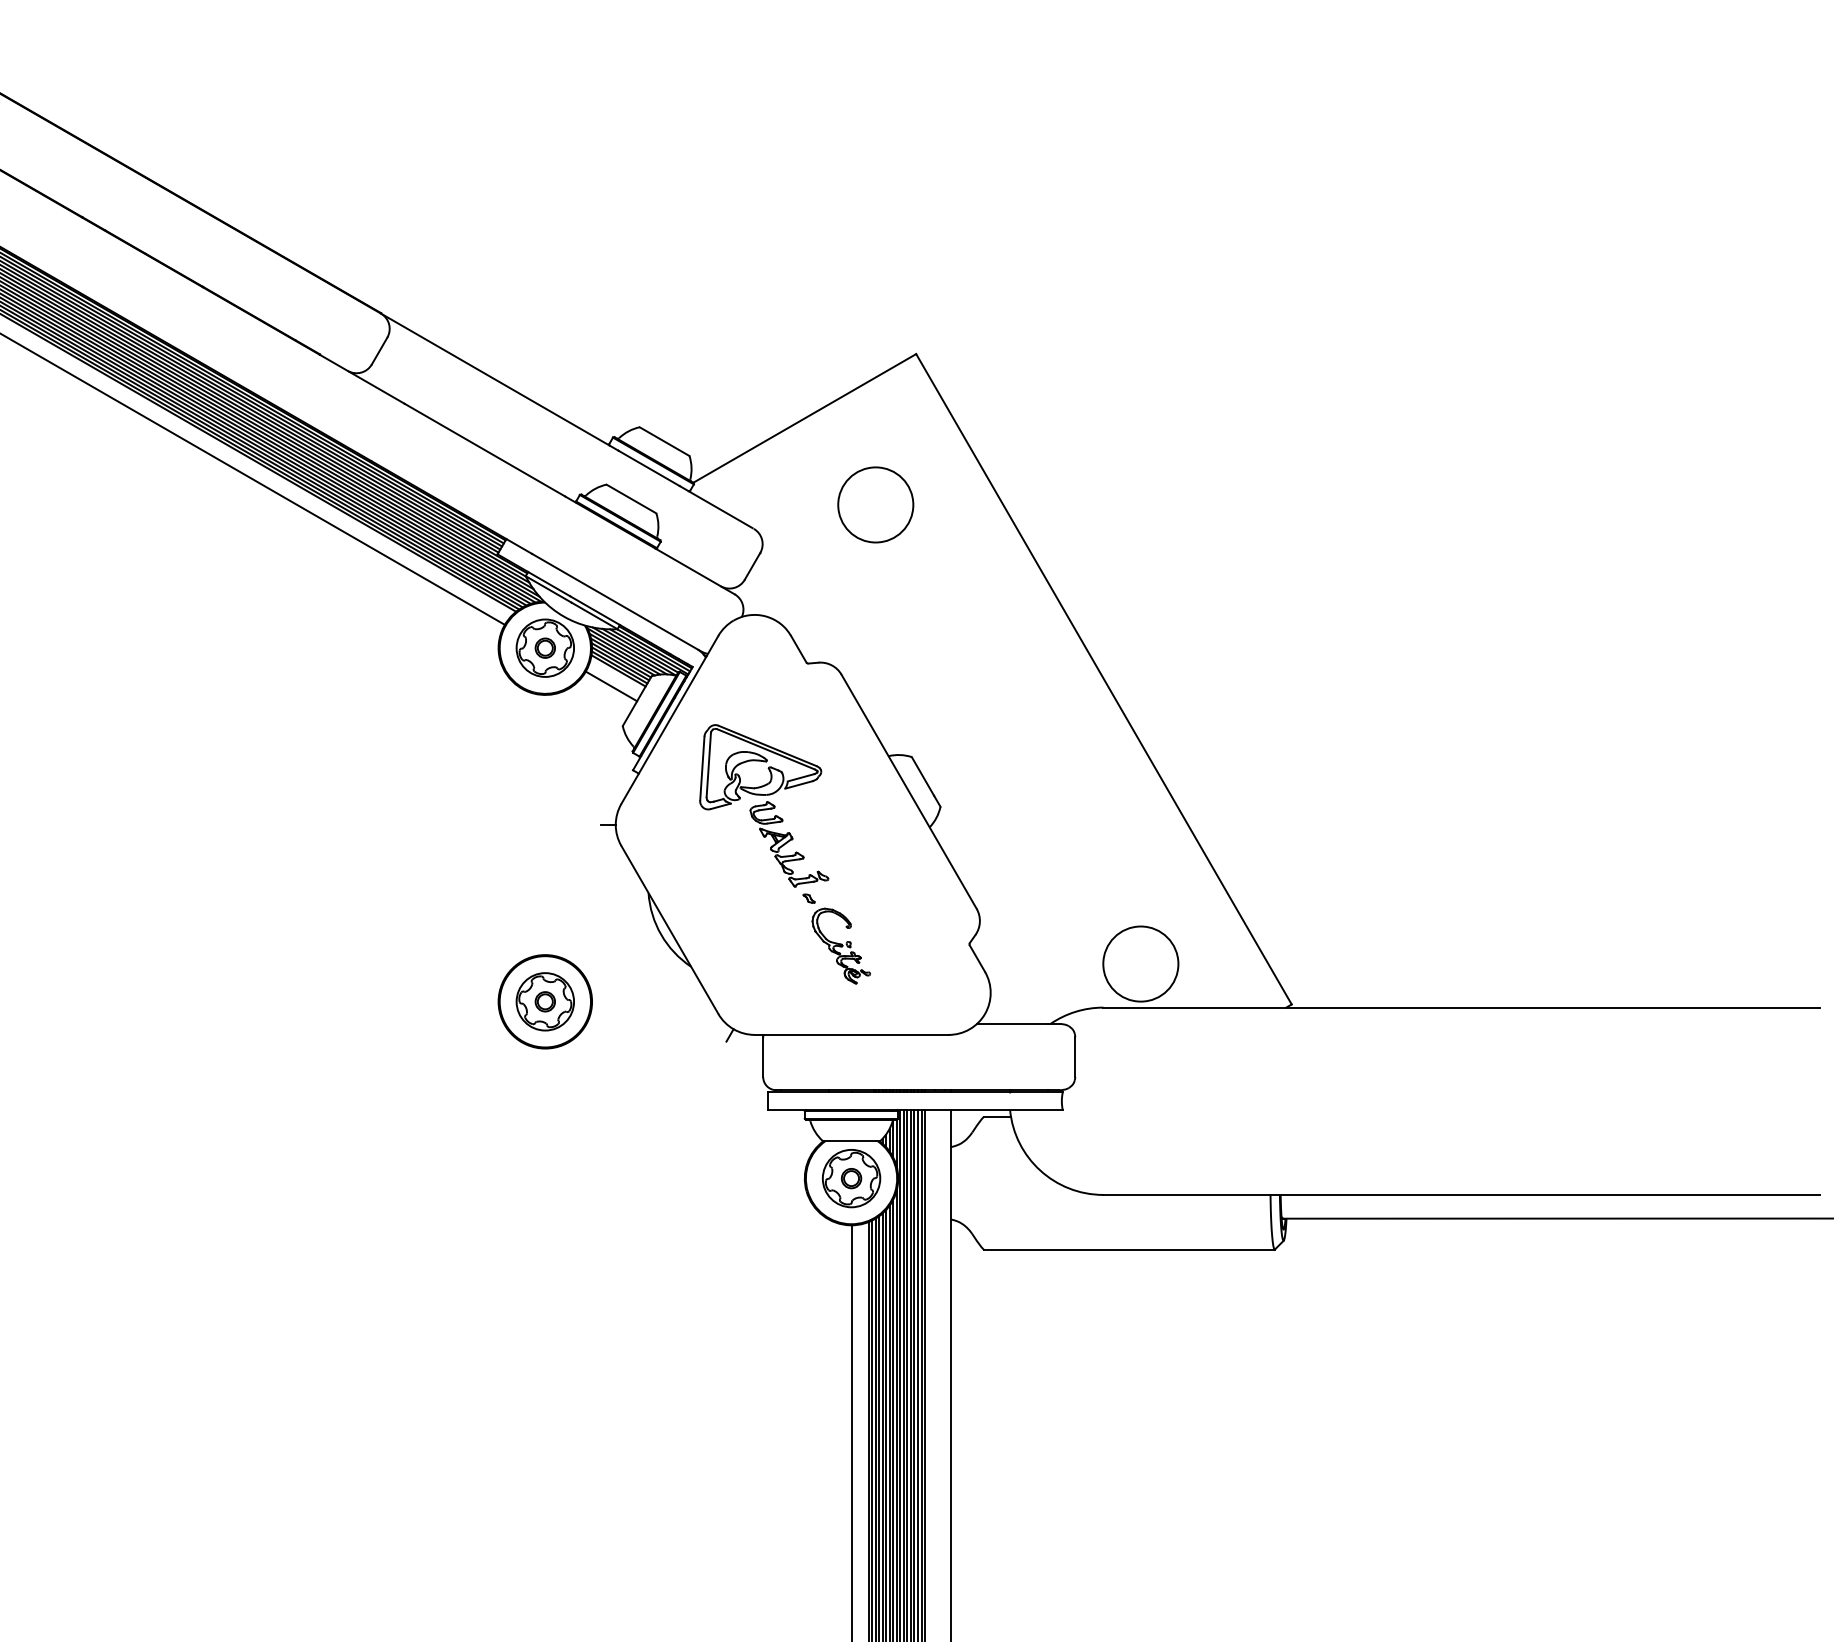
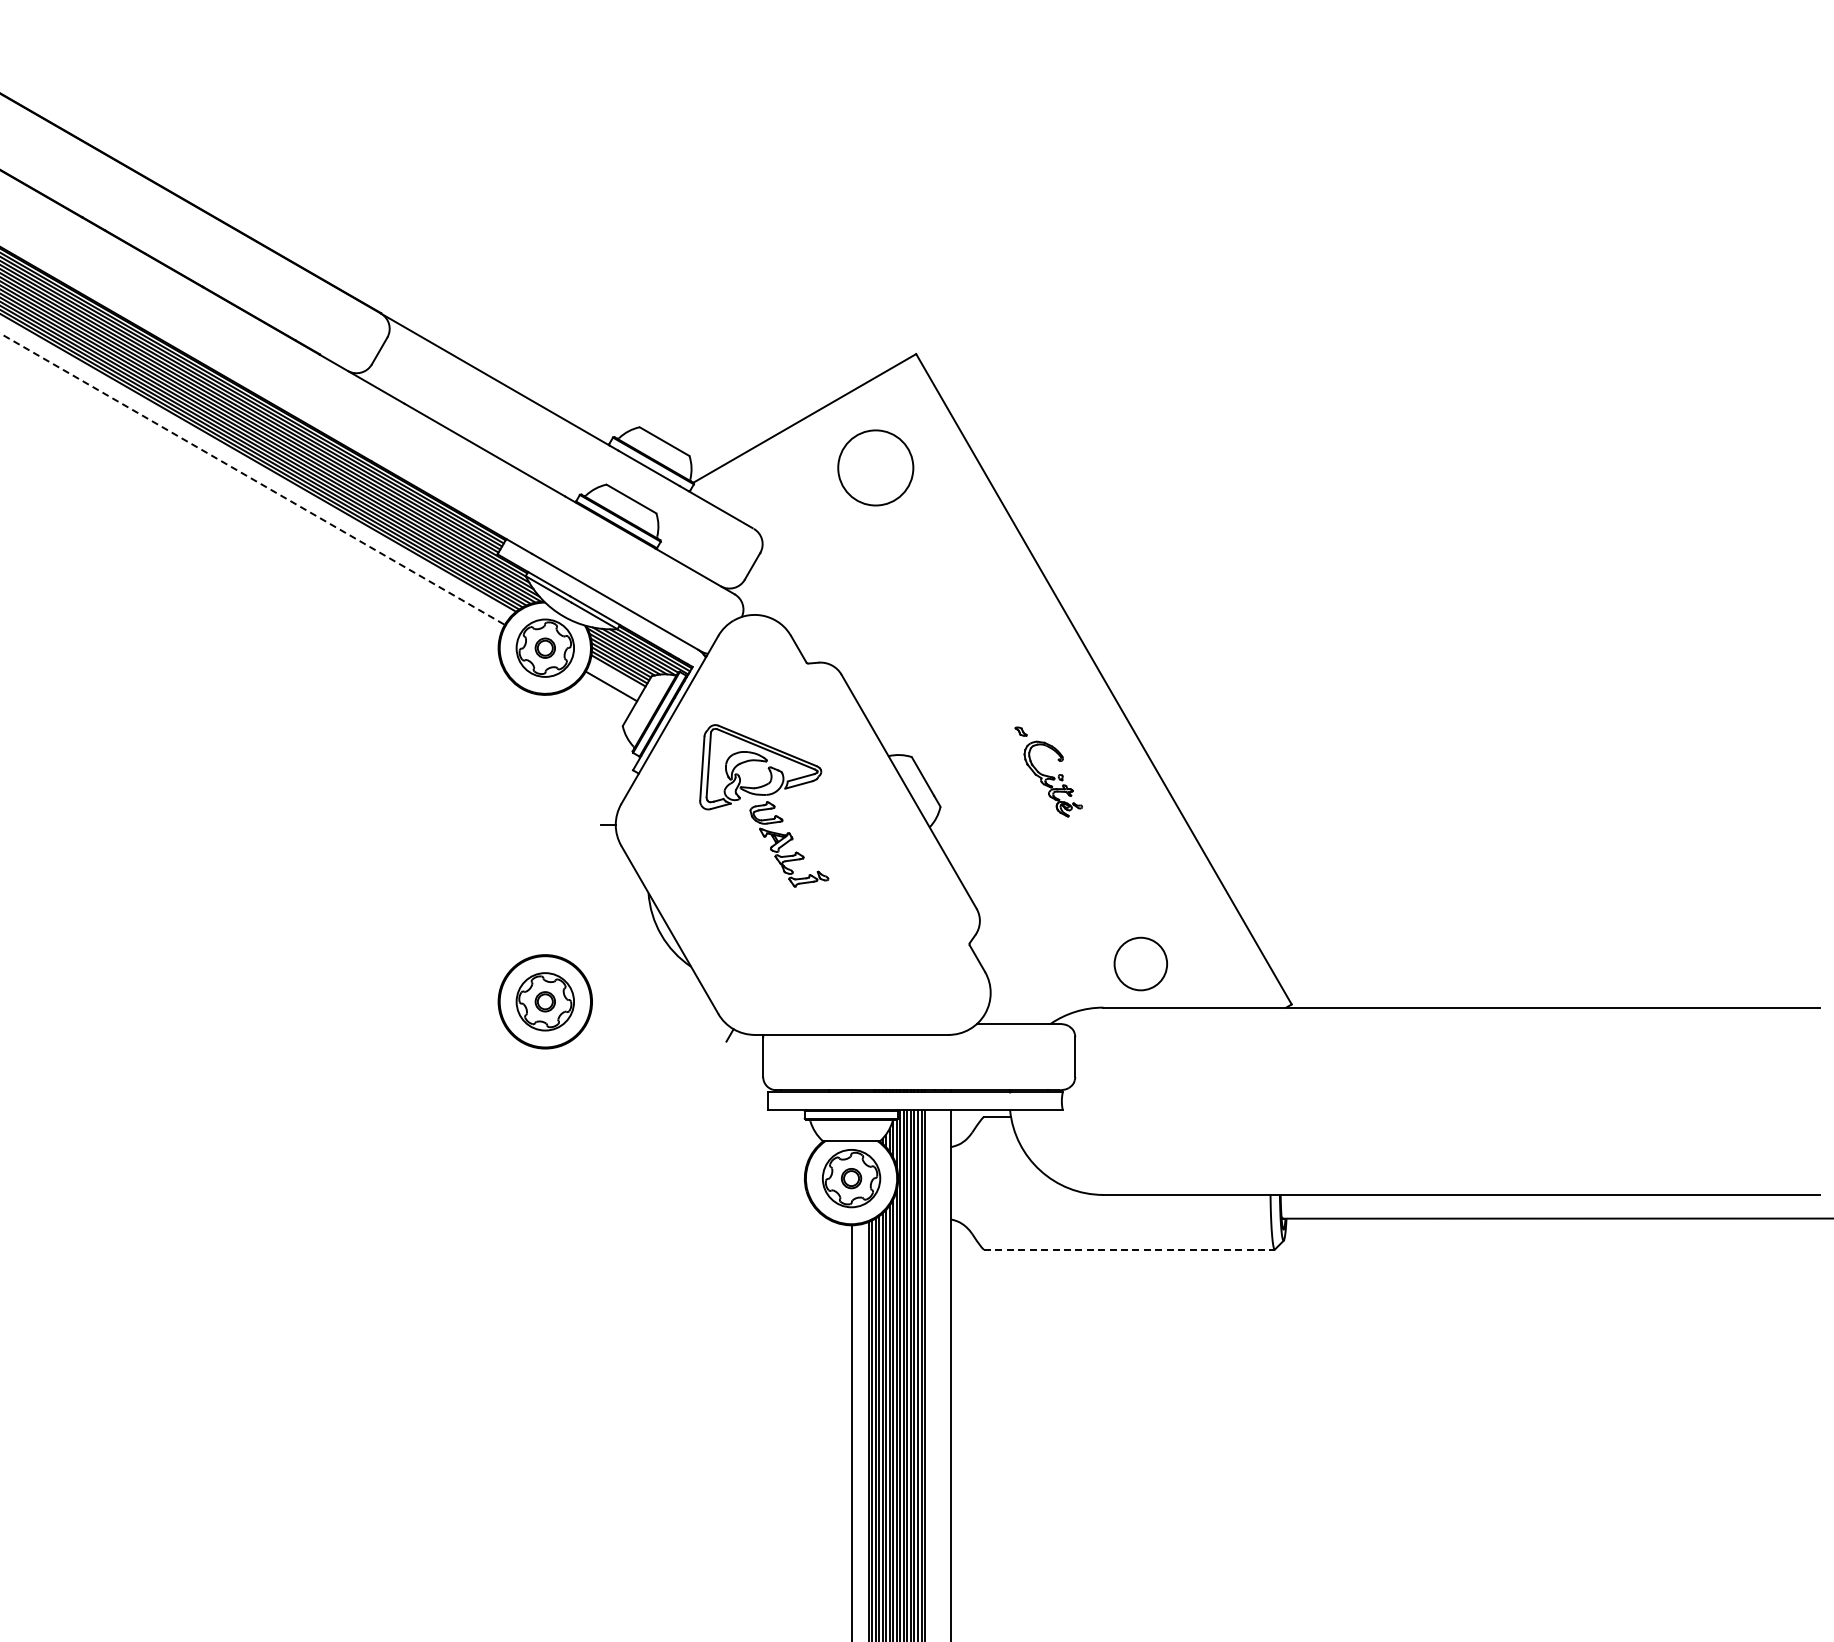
line: solid -> dashed (252, 479)
circle position: (875, 504) -> (875, 467) (875, 467)
part position: (836, 938) -> (1048, 771) (1048, 771)
circle diameter: 75 px -> 53 px (1140, 963)
line: solid -> dashed (1129, 1249)
